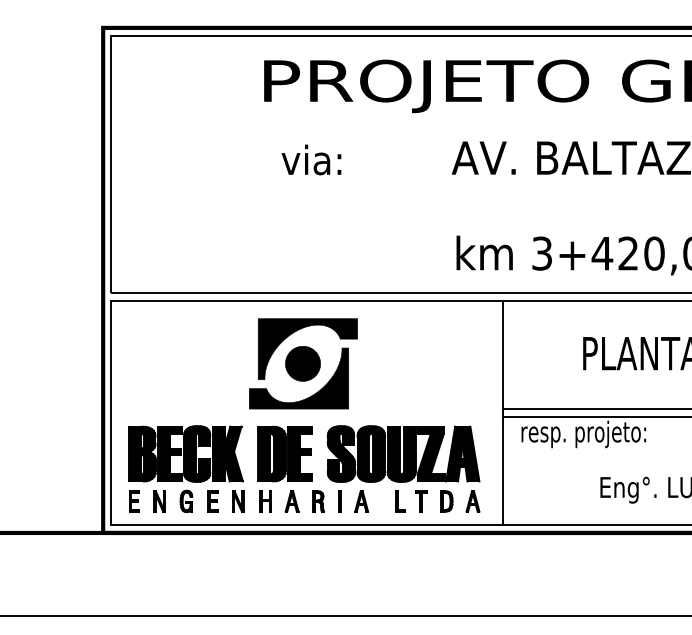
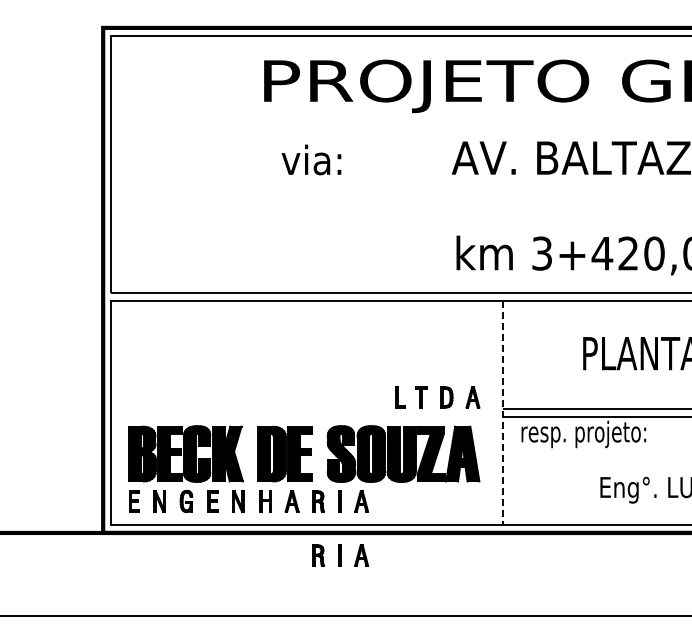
part: present -> none (303, 363)
line: solid -> dashed (502, 412)
part position: (437, 501) -> (437, 397) (437, 397)
part: none -> present (340, 555)
